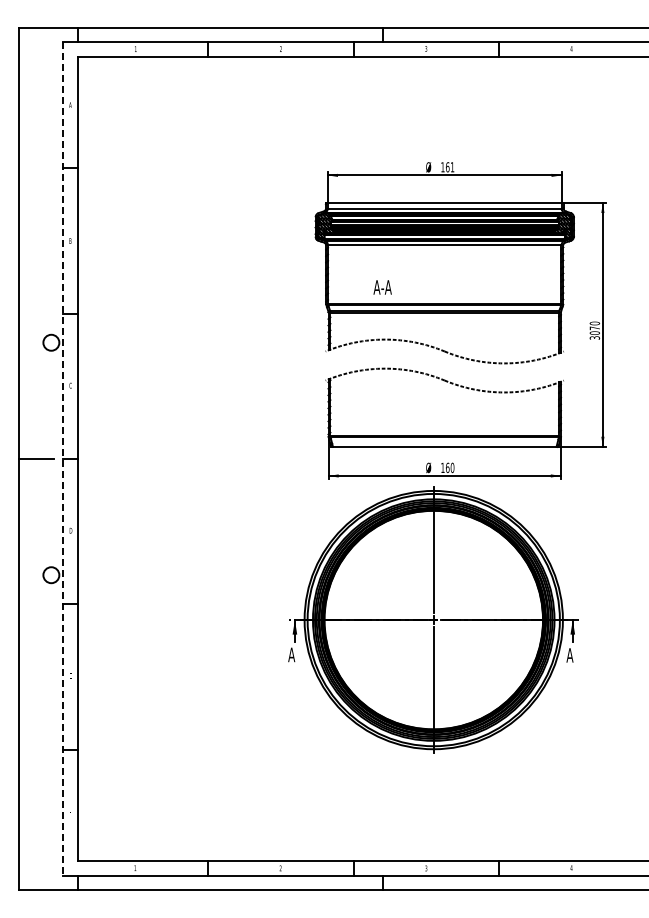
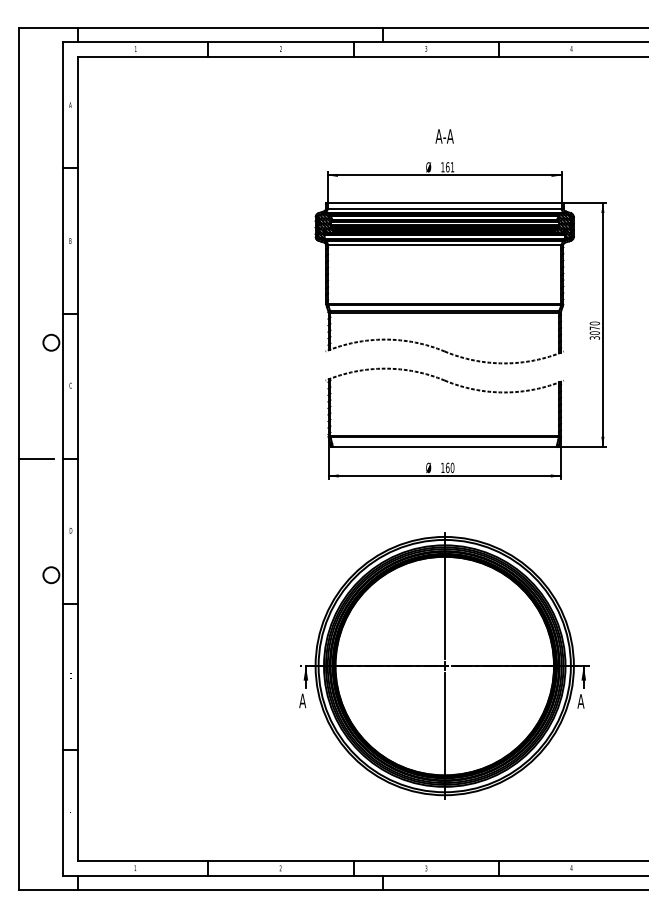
text position: (382, 287) -> (444, 136) (444, 136)
line: dashed -> solid (63, 459)
part position: (433, 619) -> (444, 665) (444, 665)
